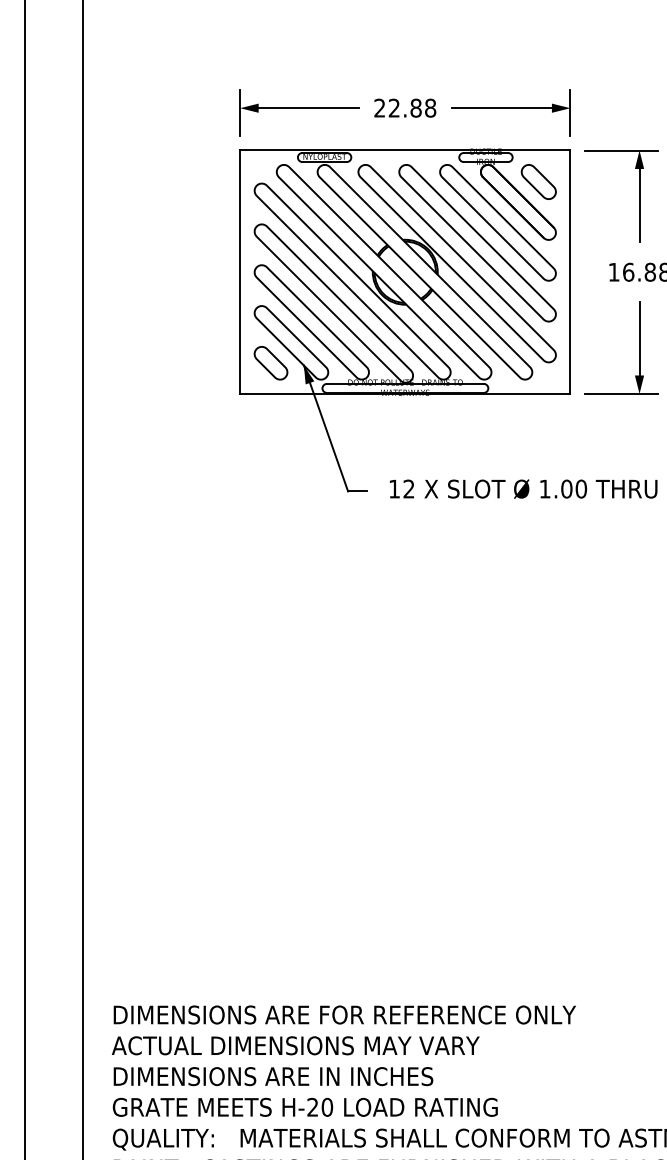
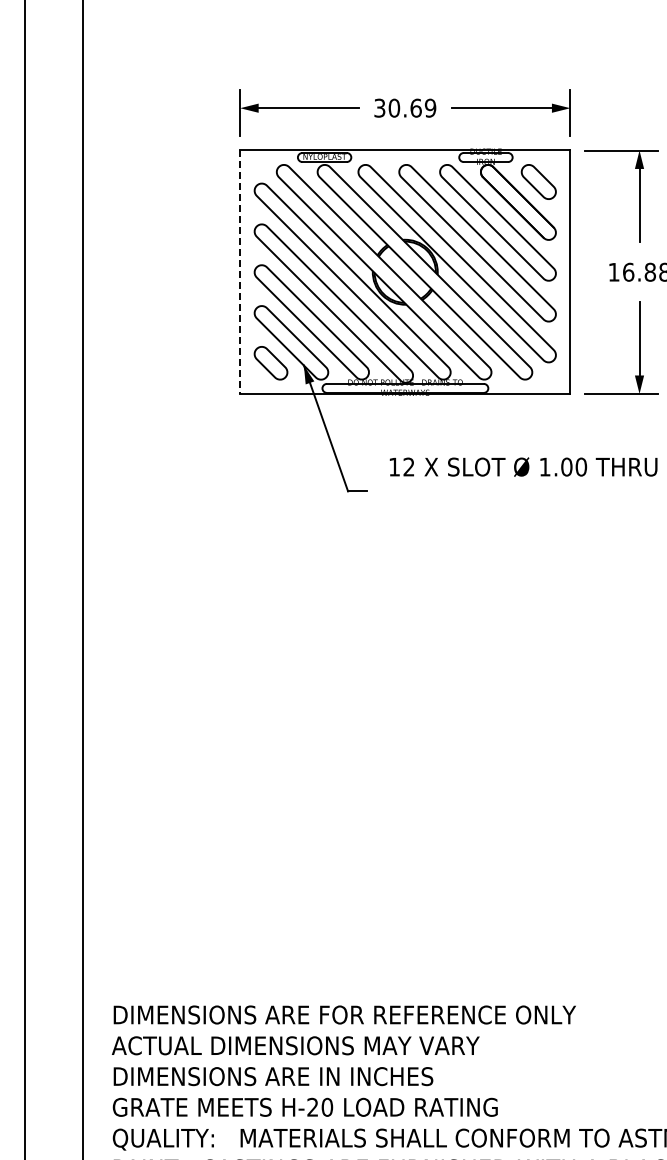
text: 22.88 -> 30.69 (405, 107)
line: solid -> dashed (240, 272)
text position: (523, 488) -> (523, 466) (523, 466)
